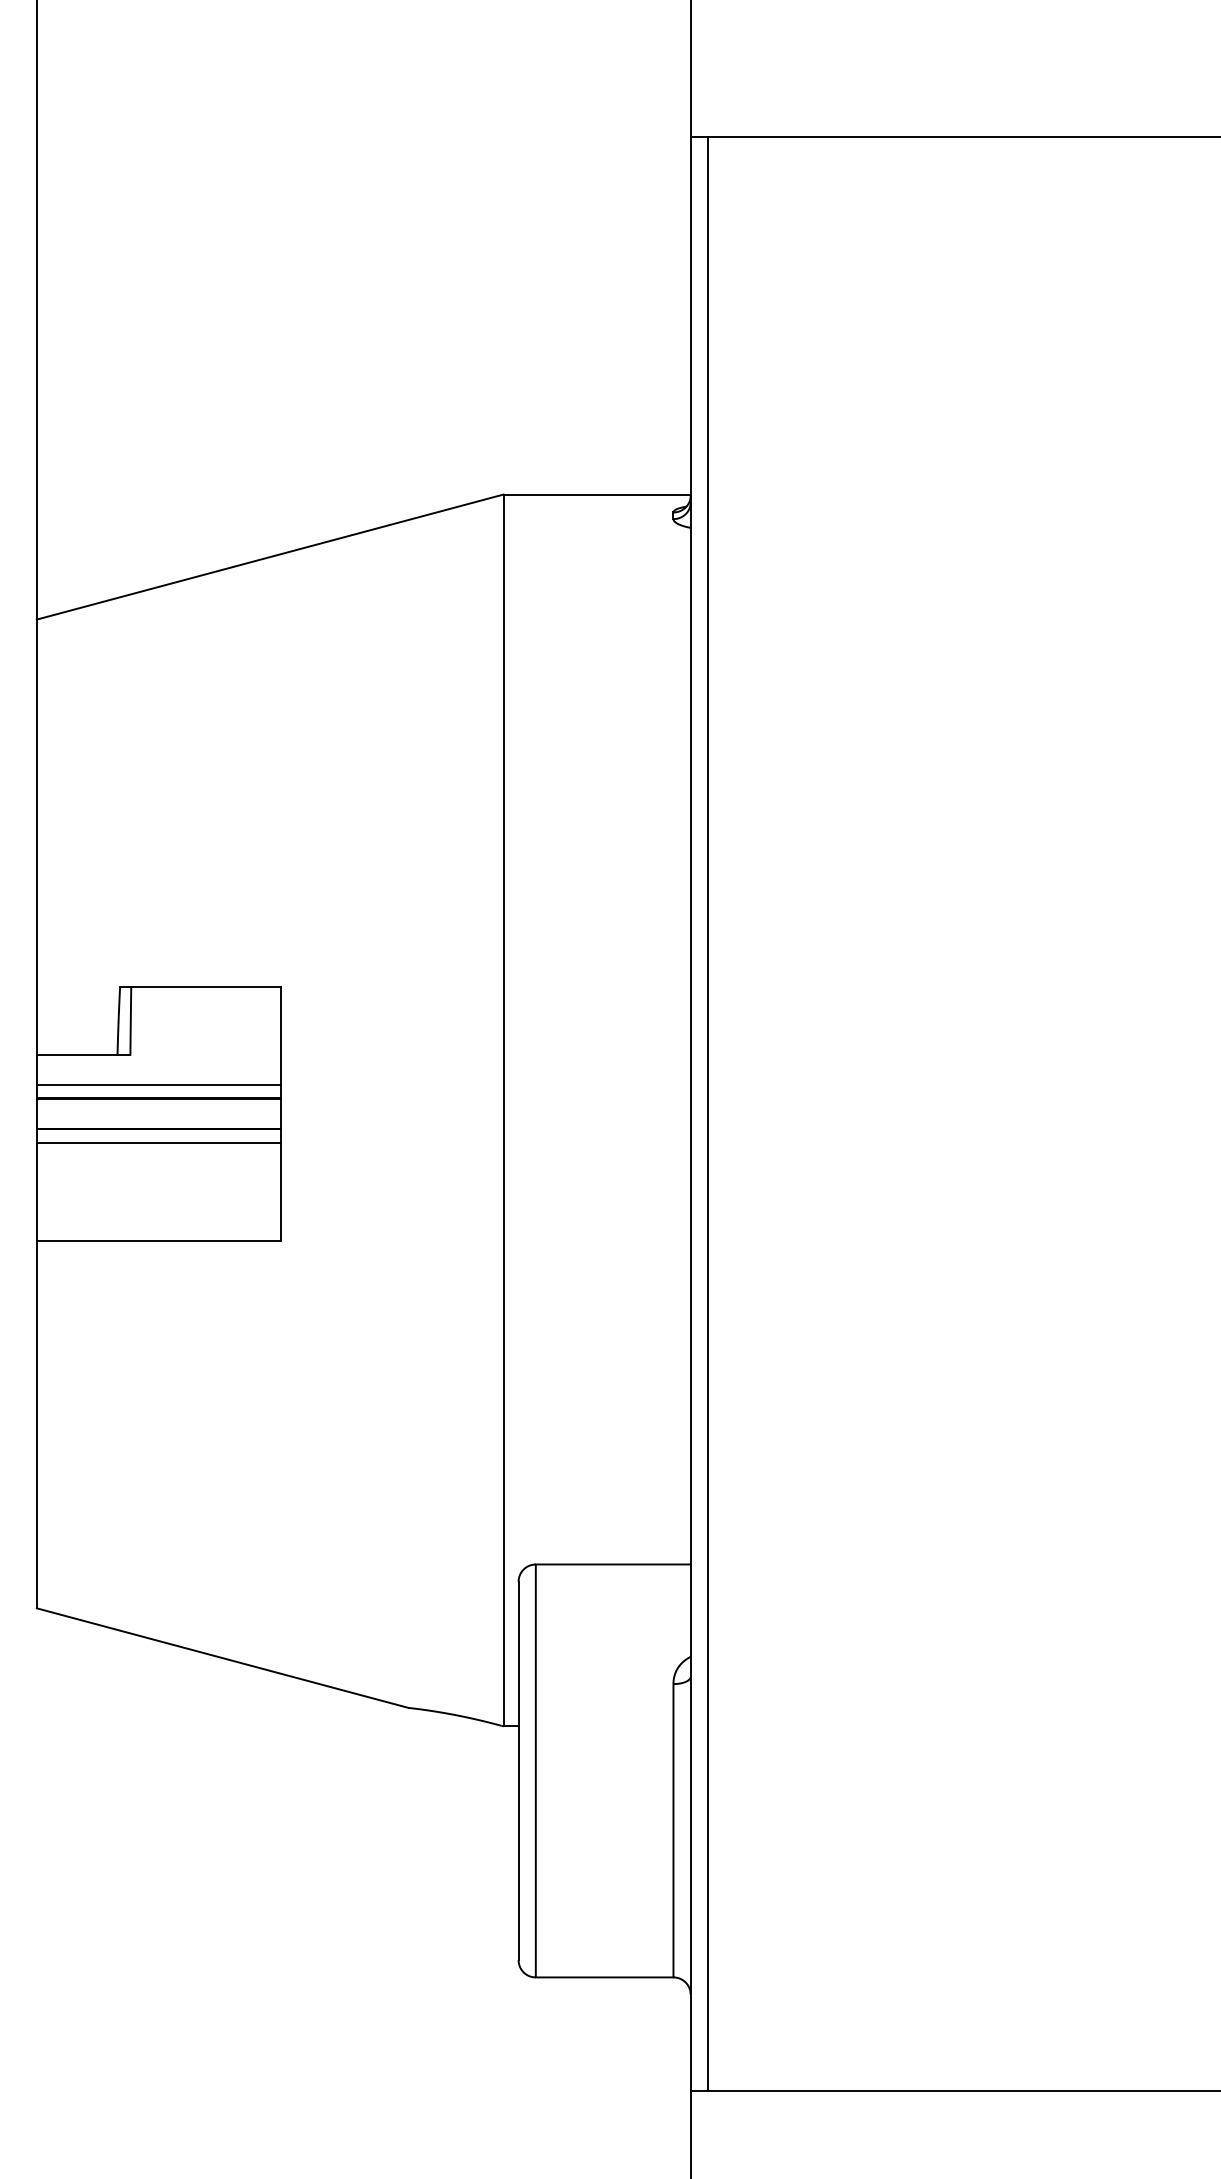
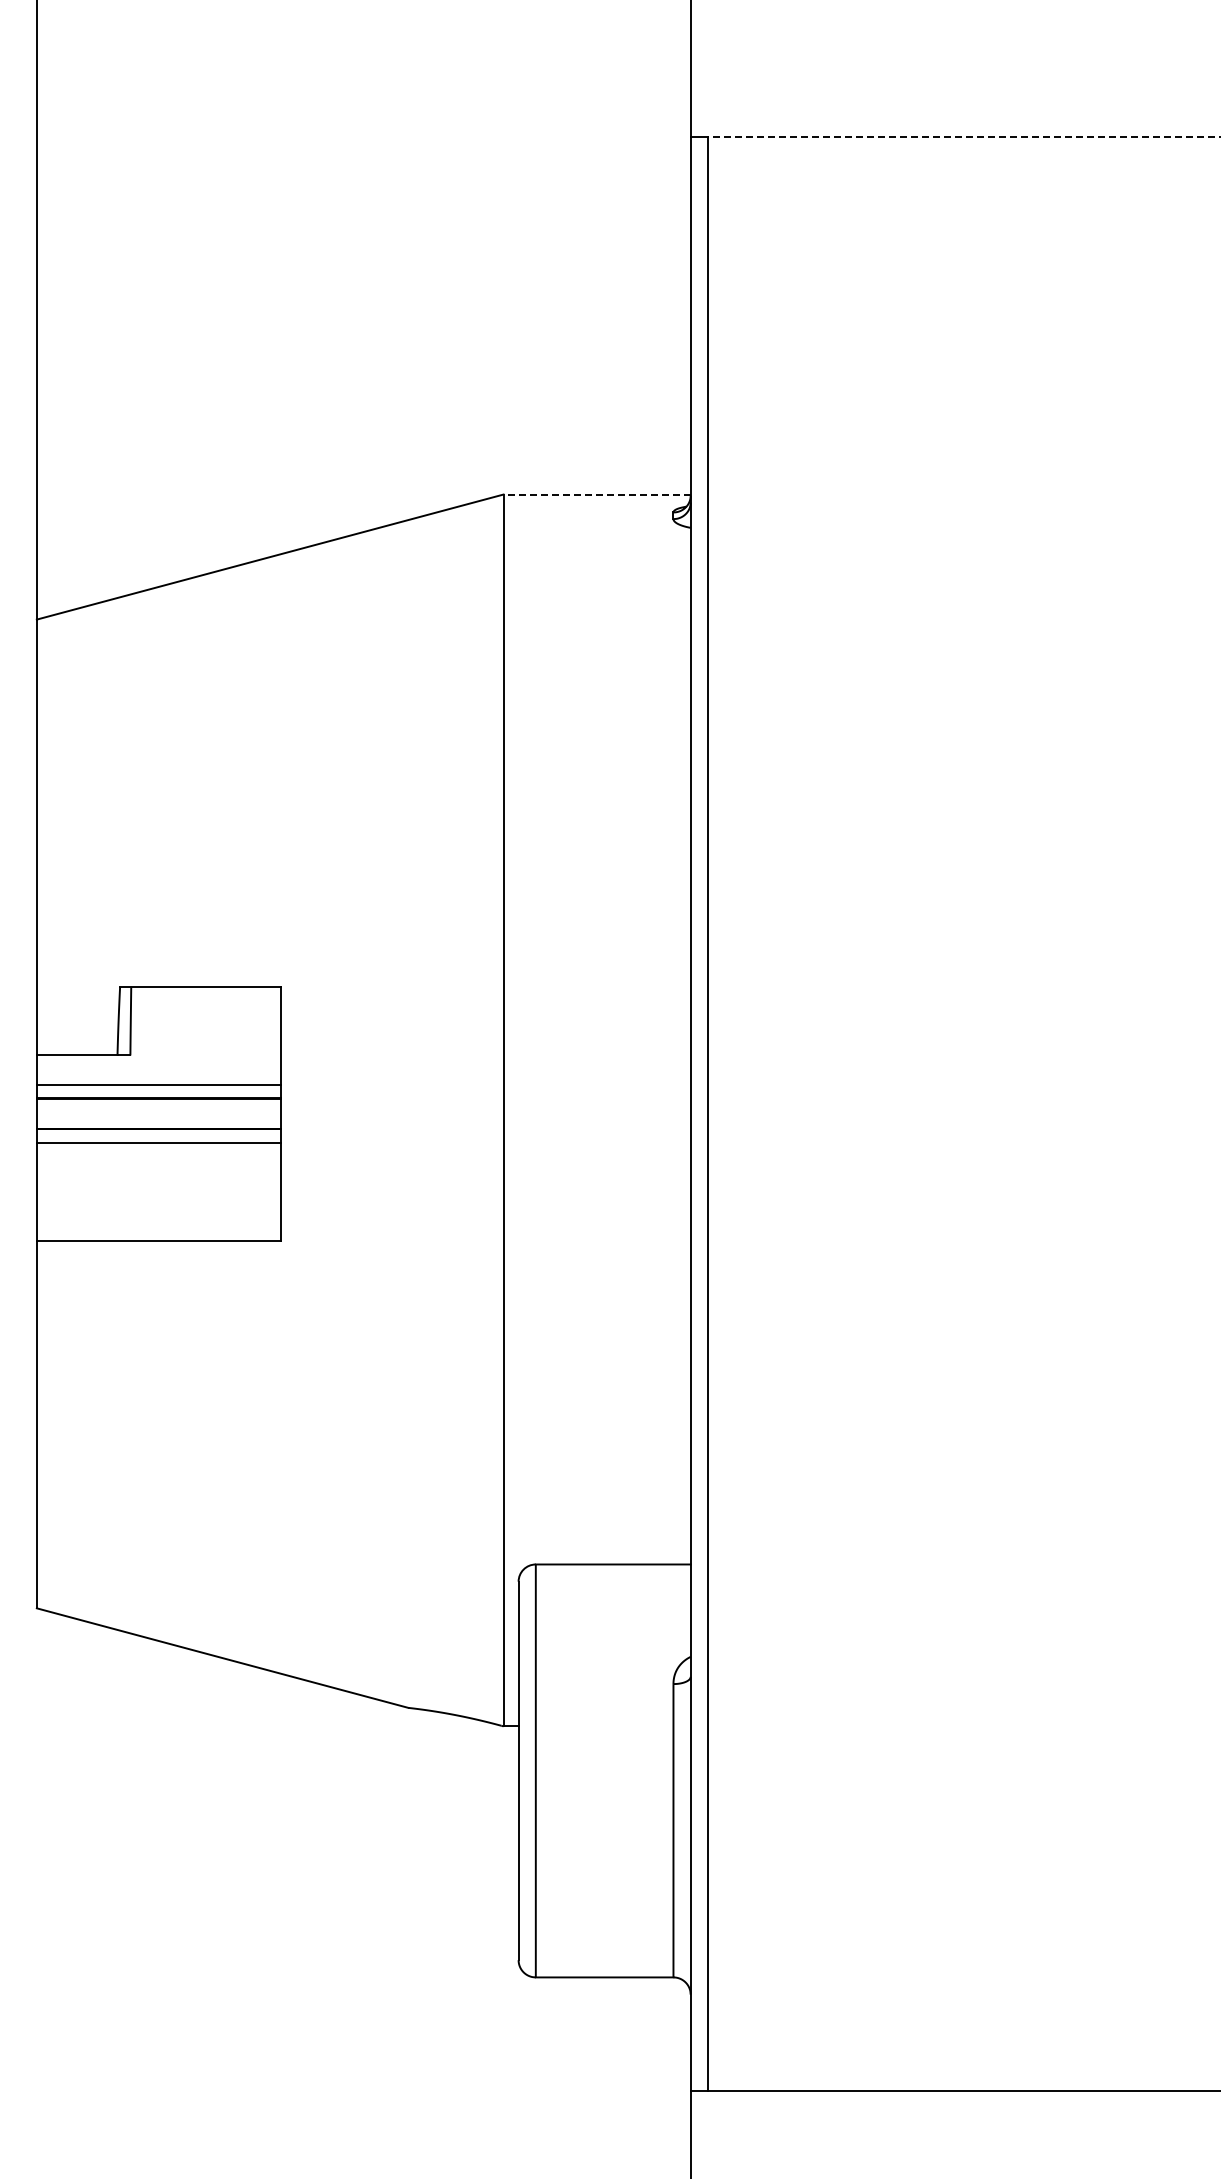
line: solid -> dashed (963, 136)
line: solid -> dashed (597, 494)
